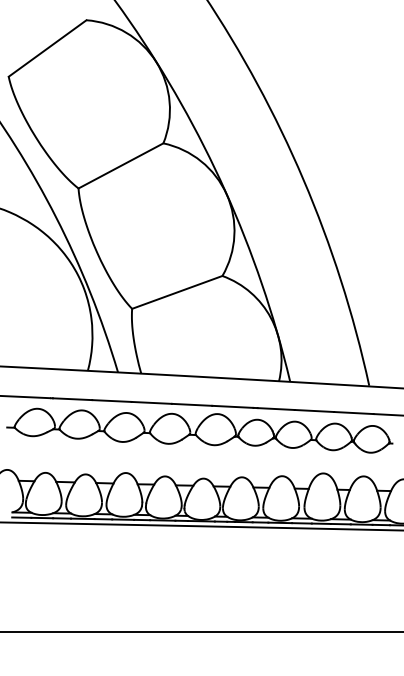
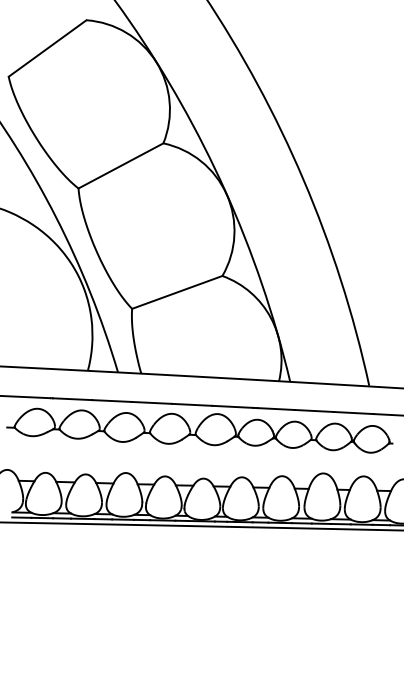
line: present -> none (201, 631)
